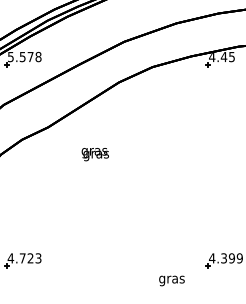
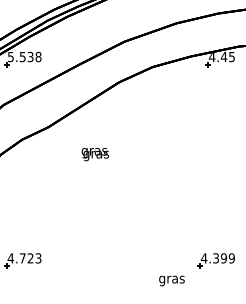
text: 5.578 -> 5.538 (30, 56)
part position: (223, 260) -> (215, 260) (215, 260)
